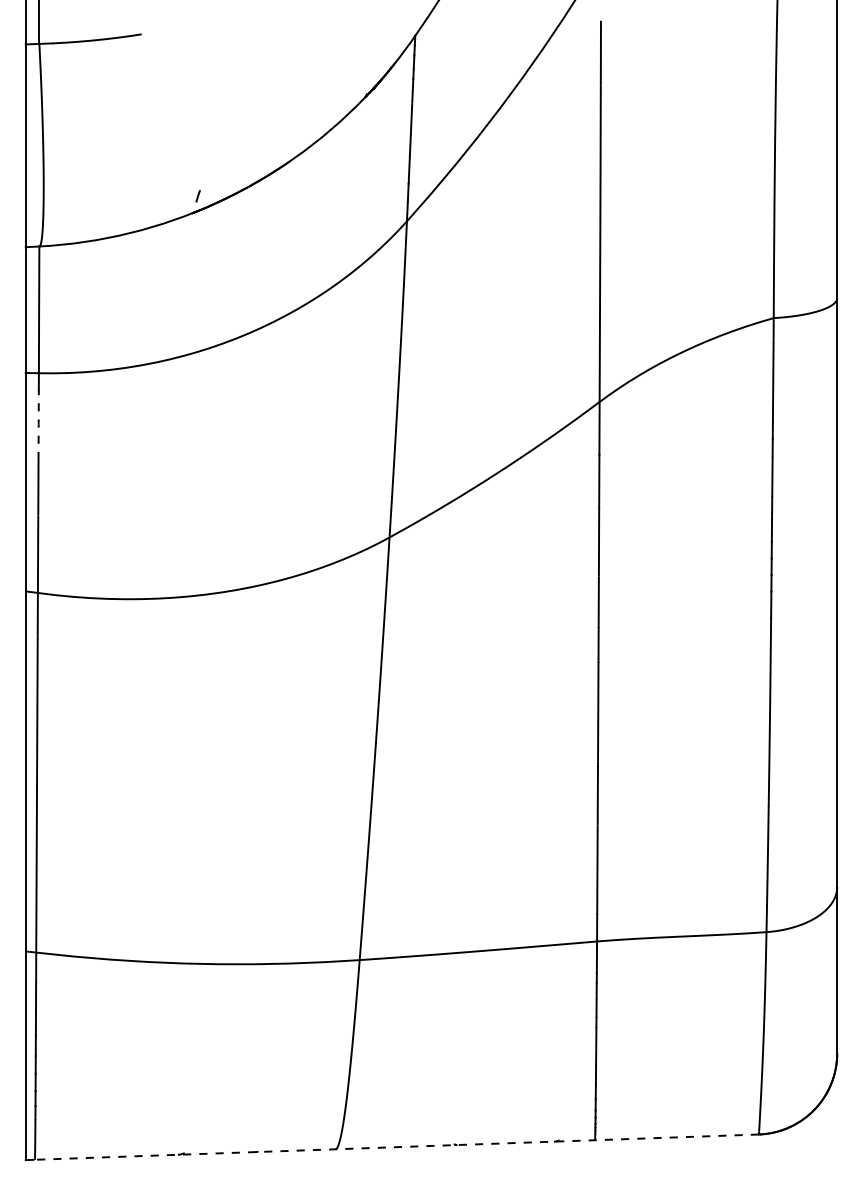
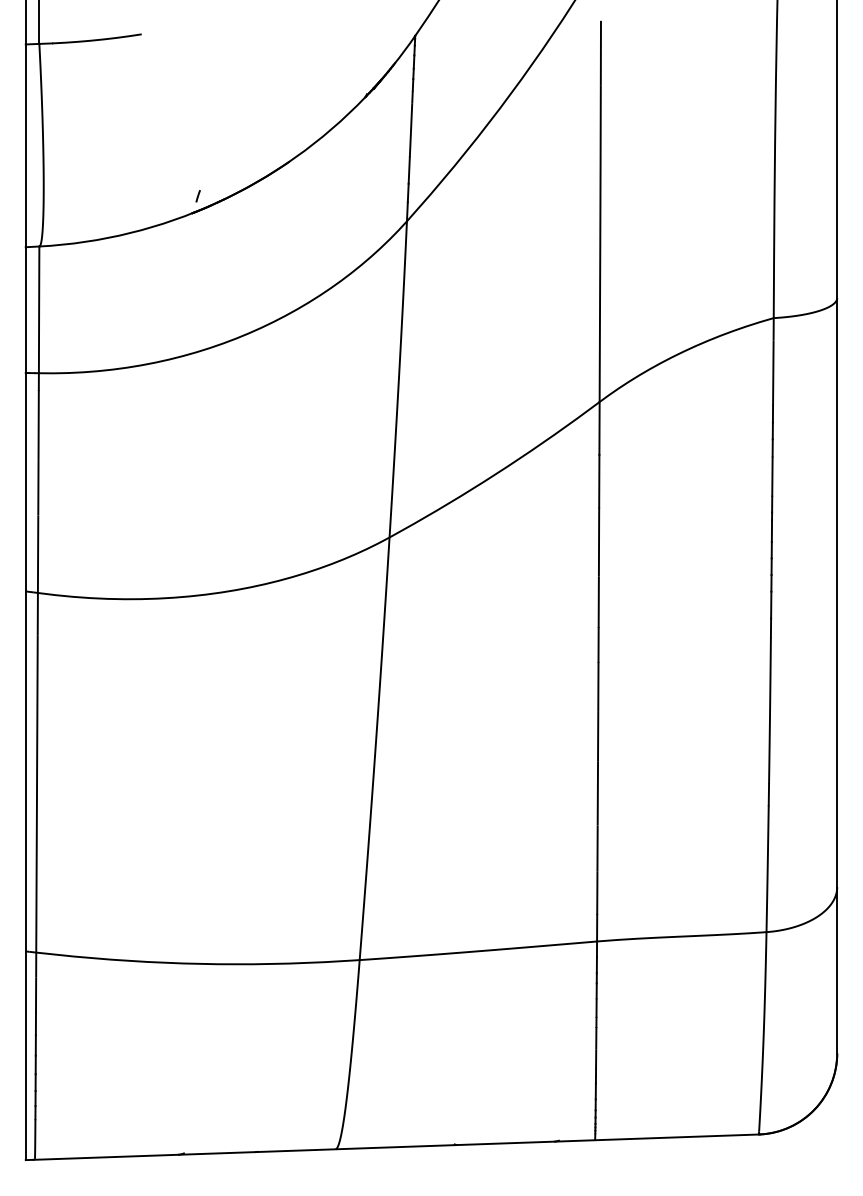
line: dashed -> solid (38, 425)
line: dashed -> solid (396, 1147)
